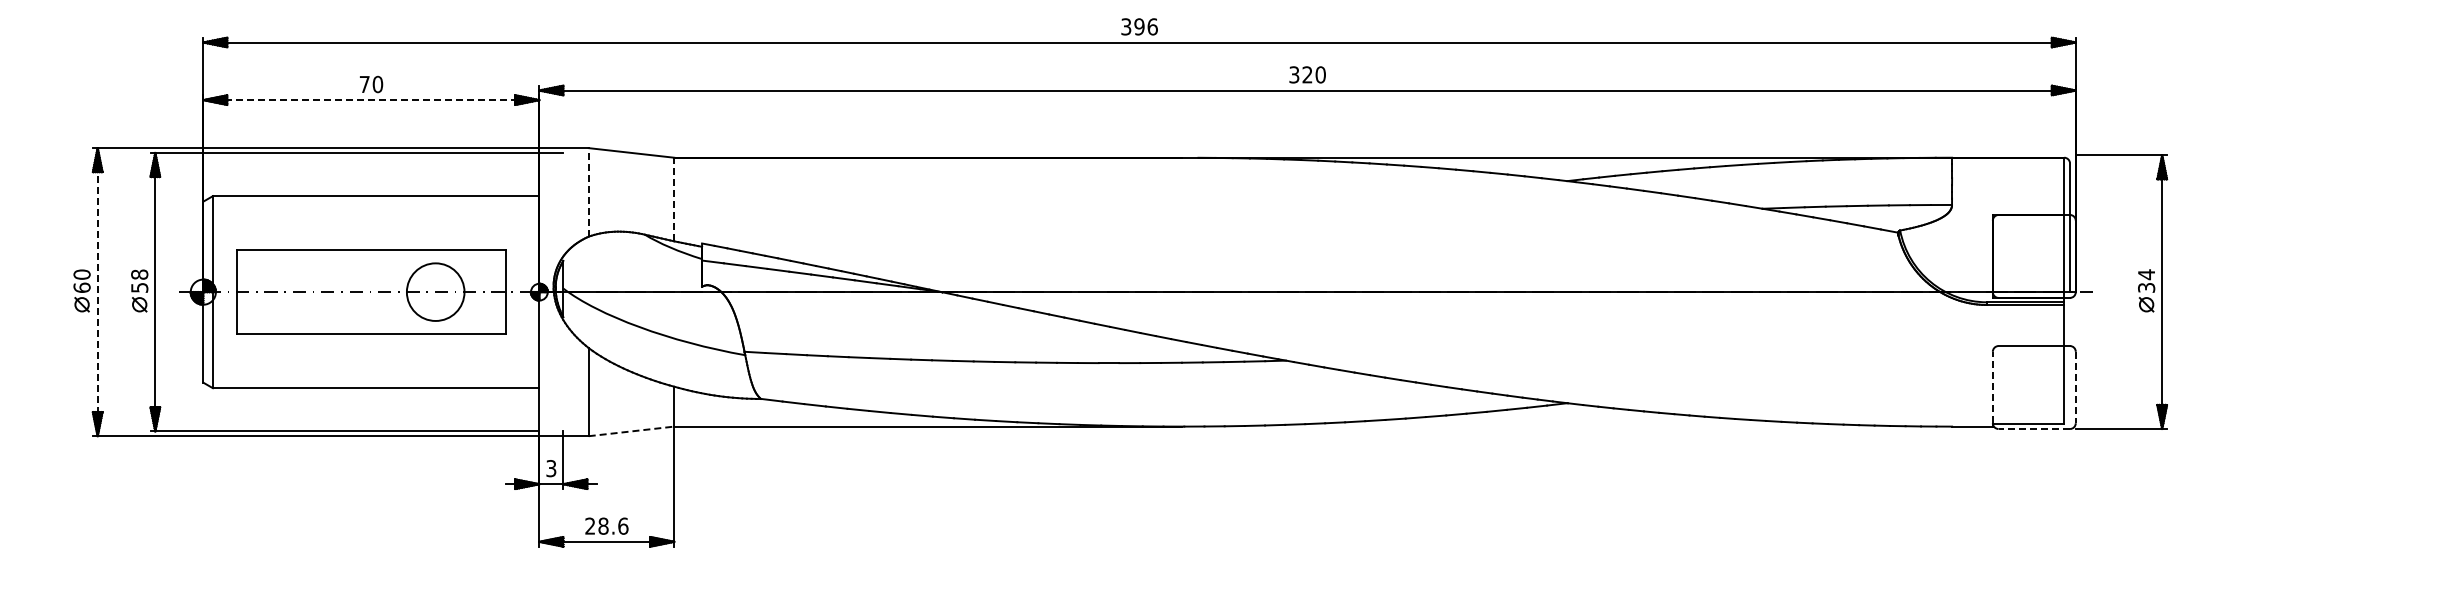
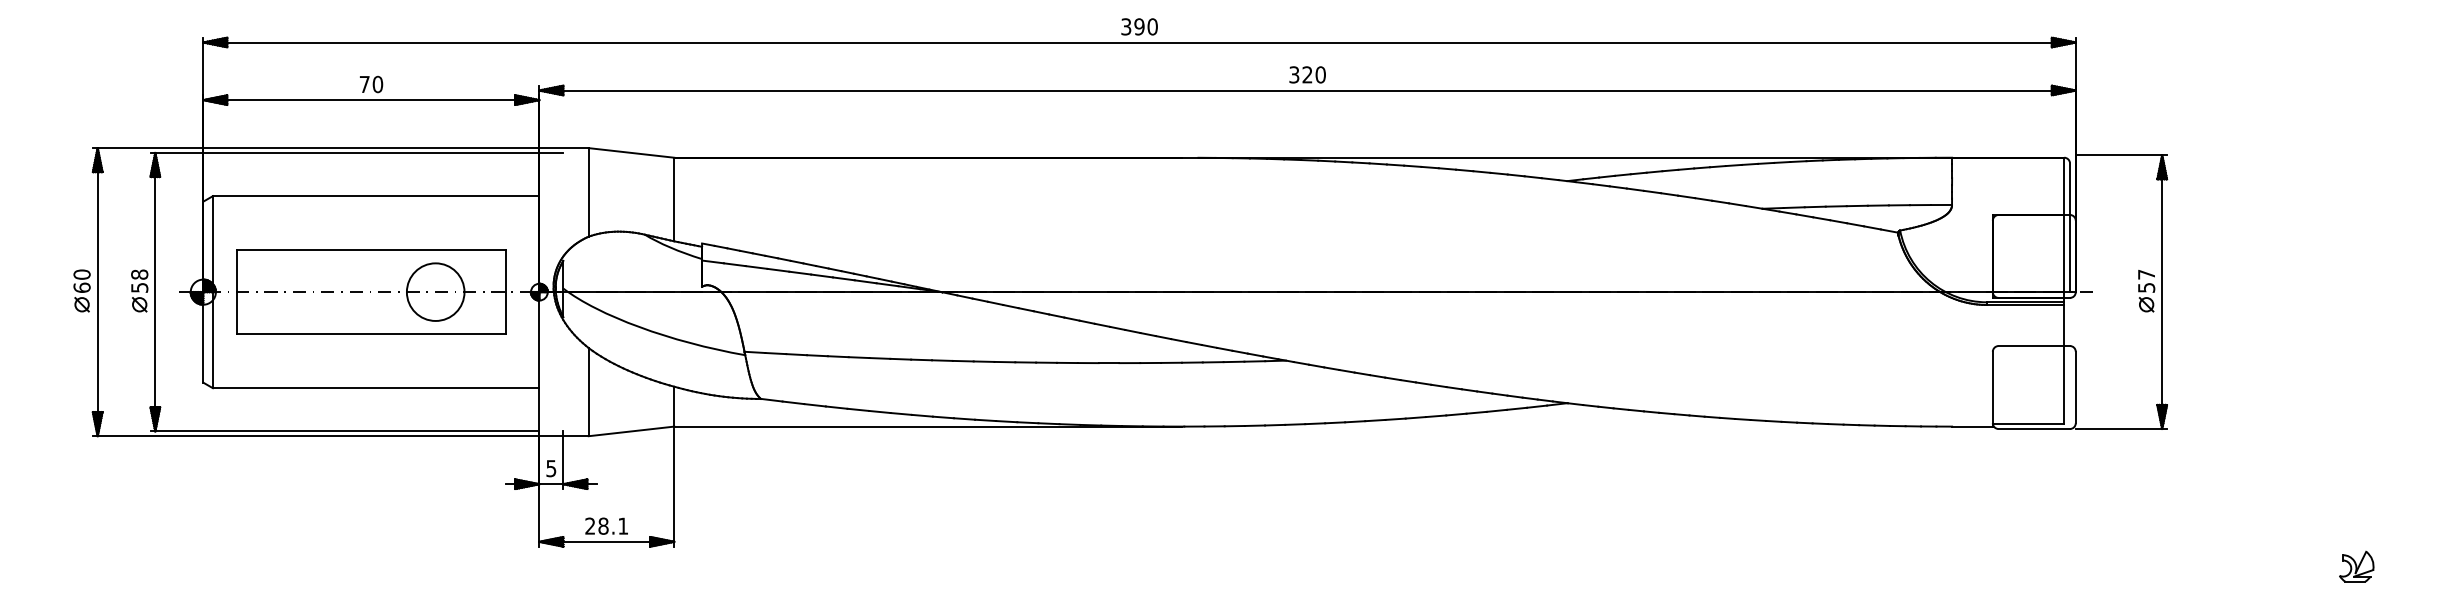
text: 396 -> 390 (1152, 26)
line: dashed -> solid (371, 100)
line: dashed -> solid (588, 191)
line: dashed -> solid (674, 199)
text: 34 -> 57 (2146, 280)
line: dashed -> solid (97, 291)
line: dashed -> solid (1992, 387)
line: dashed -> solid (2075, 387)
line: dashed -> solid (2034, 429)
line: dashed -> solid (632, 431)
text: 3 -> 5 (551, 468)
text: 28.6 -> 28.1 (623, 525)
part: none -> present (2356, 566)
